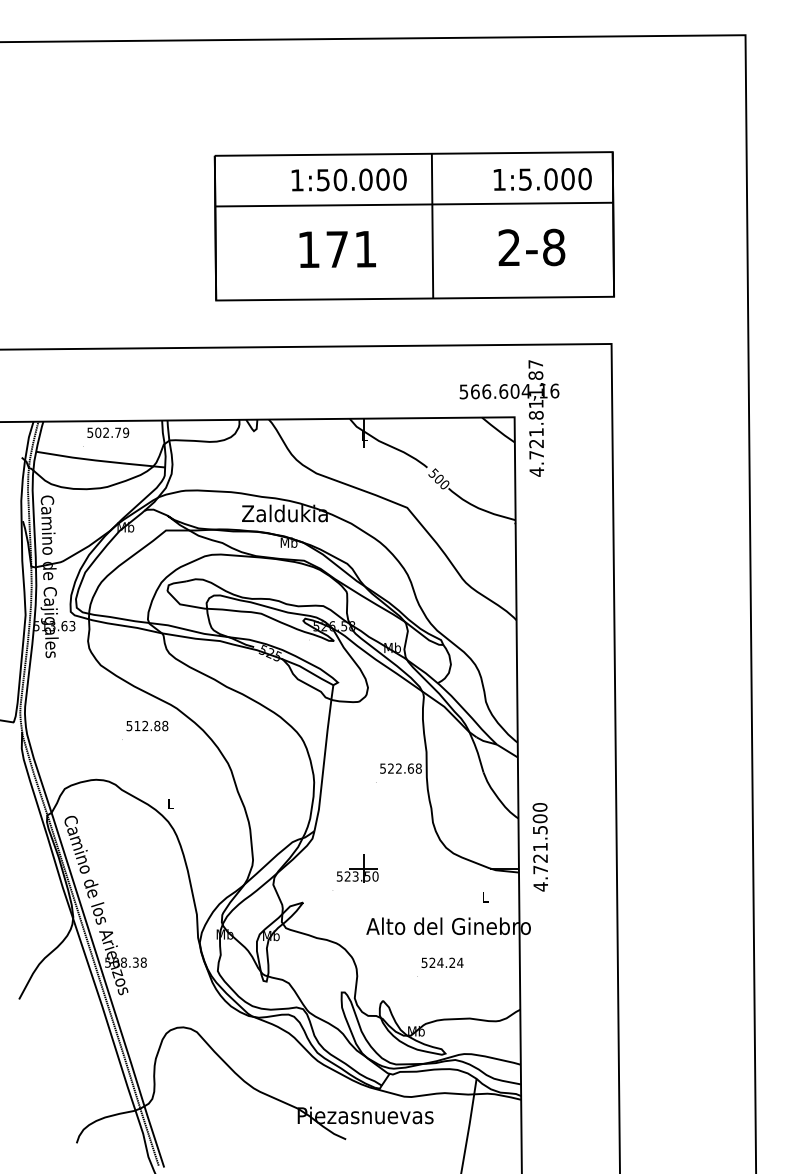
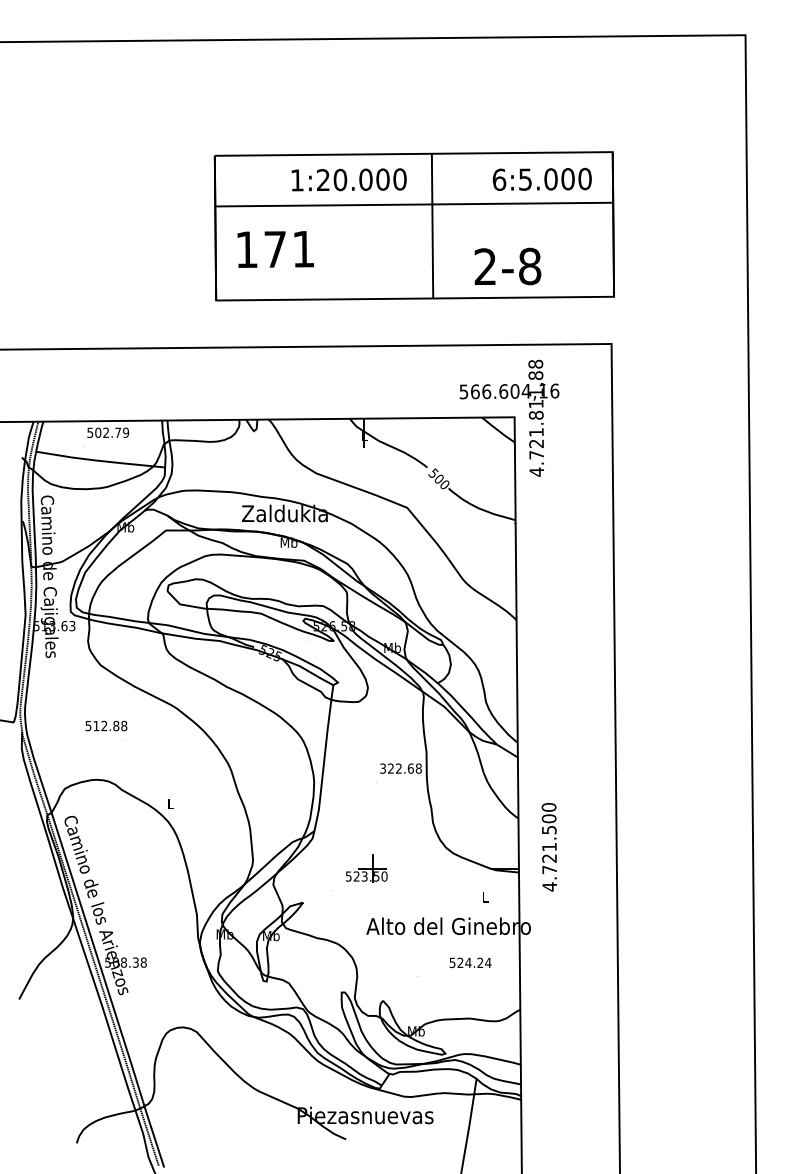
text: 1:5.000 -> 6:5.000 (499, 179)
text: 1:50.000 -> 1:20.000 (323, 180)
text position: (531, 247) -> (507, 266) (507, 266)
text position: (337, 249) -> (275, 249) (275, 249)
text: 4.721.811,87 -> 4.721.811,88 (535, 363)
text position: (147, 725) -> (106, 725) (106, 725)
text: 522.68 -> 322.68 (382, 767)
text position: (539, 847) -> (548, 847) (548, 847)
part position: (357, 868) -> (366, 868) (366, 868)
text position: (442, 962) -> (470, 962) (470, 962)
